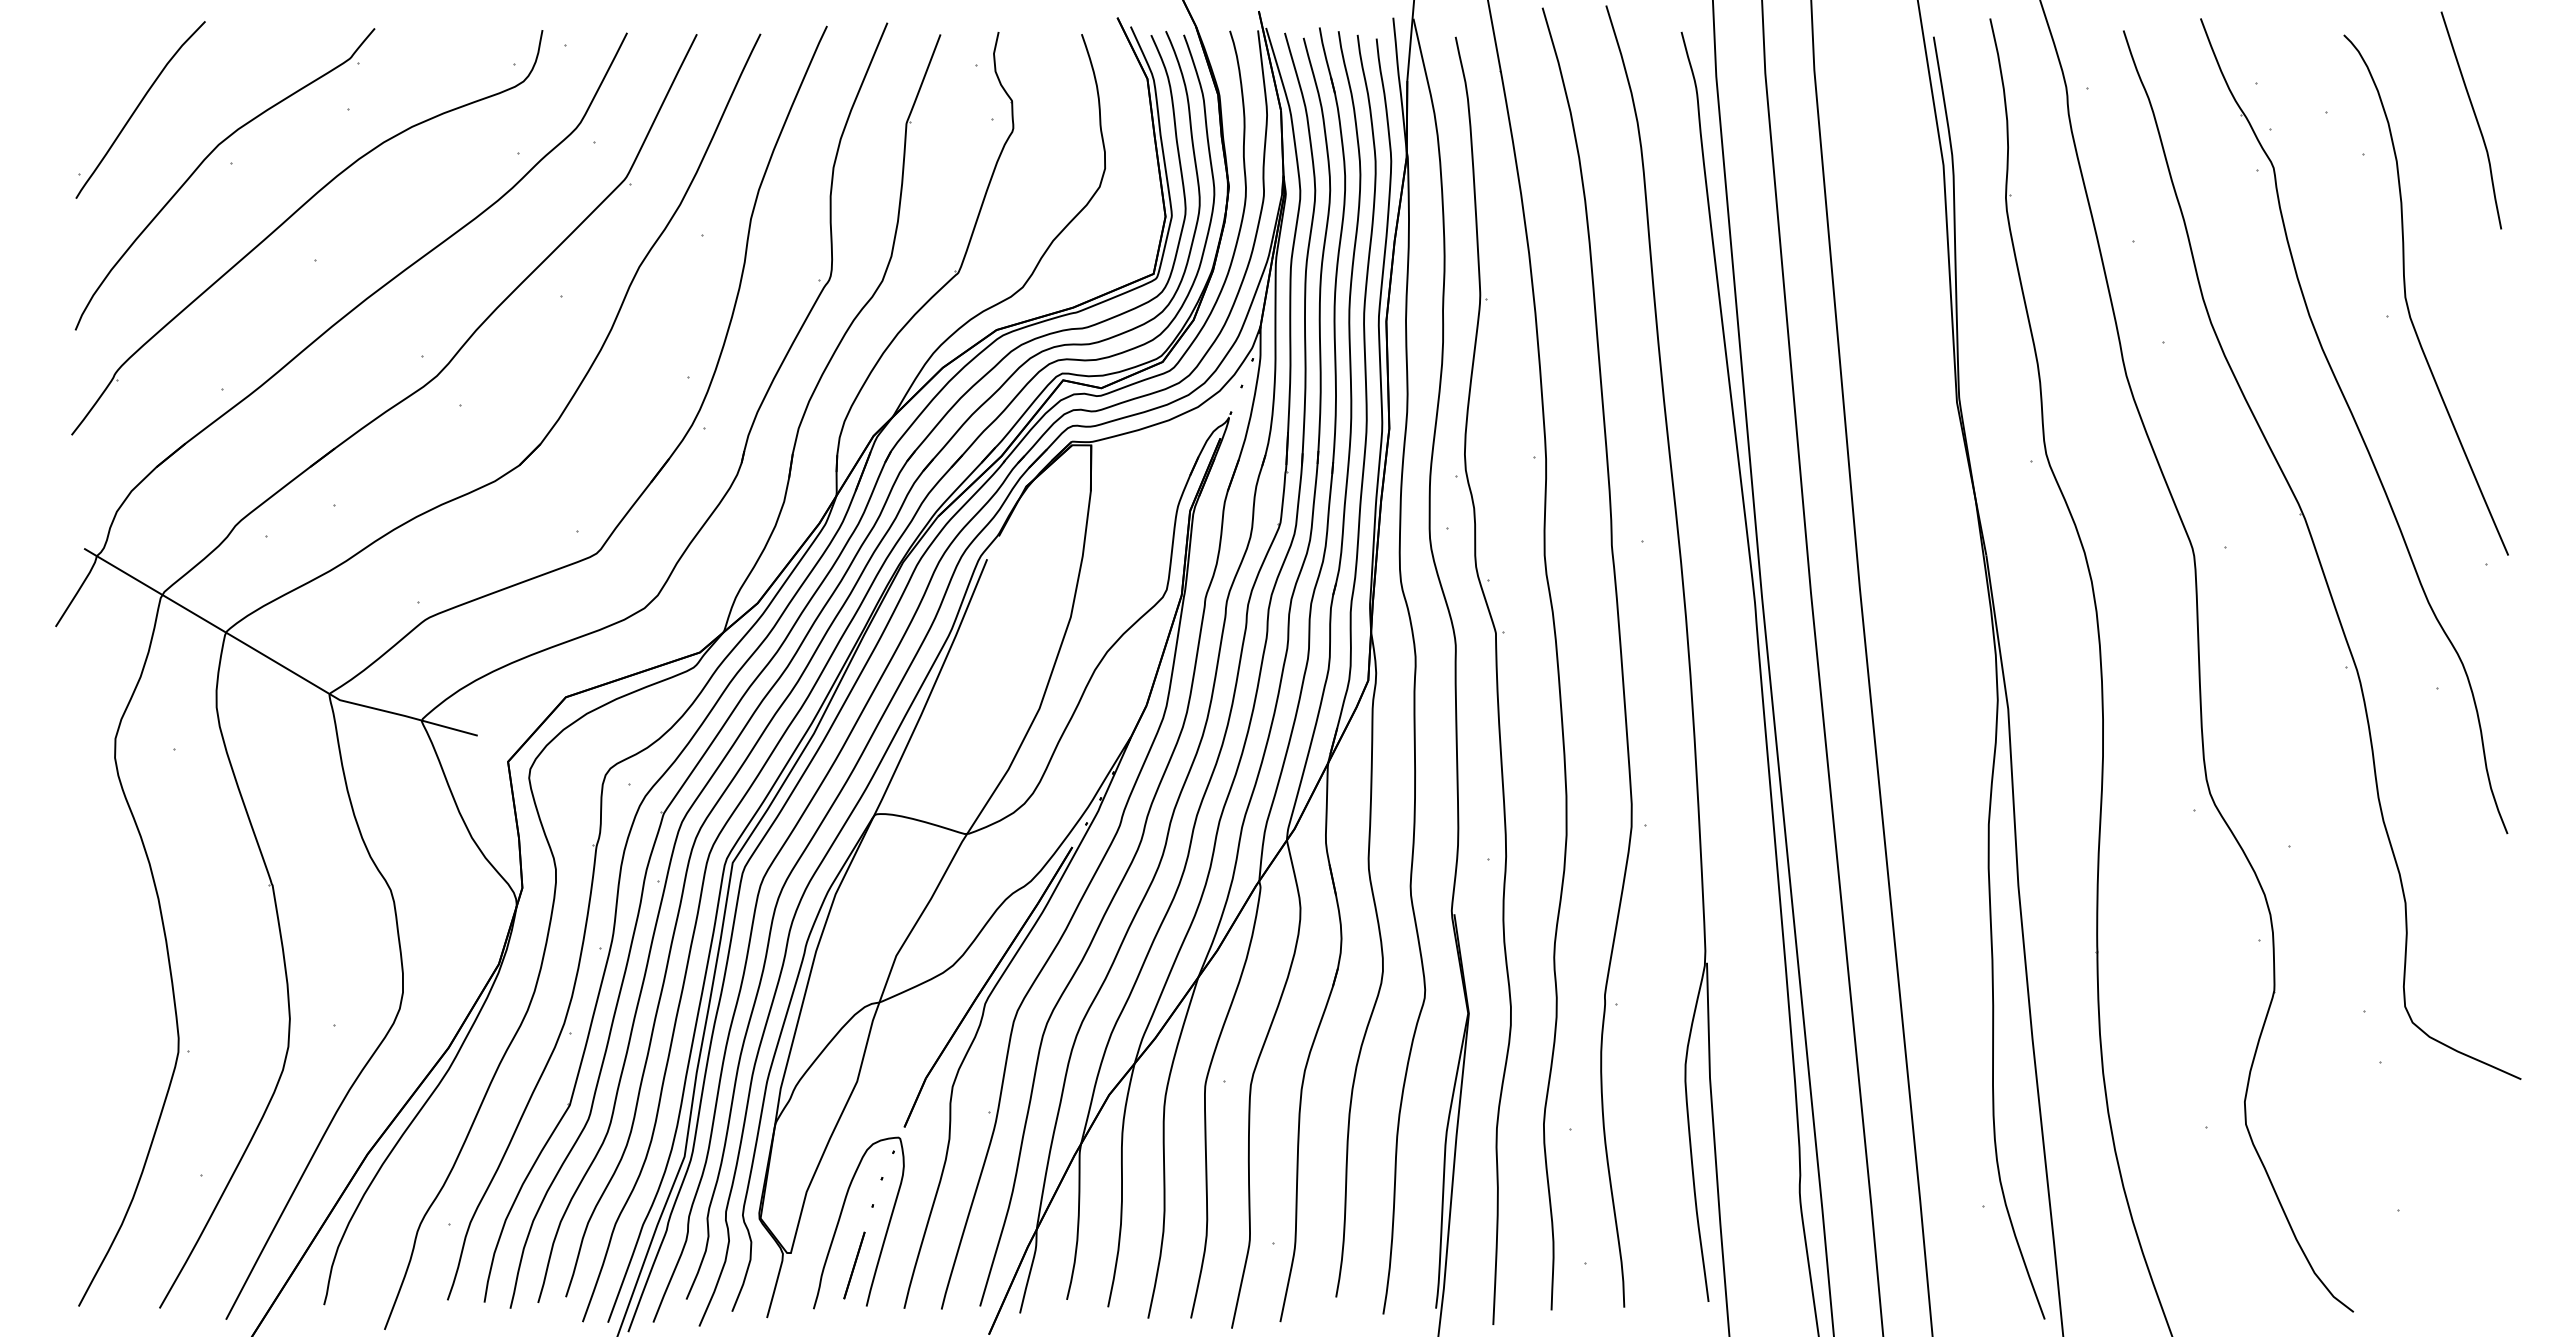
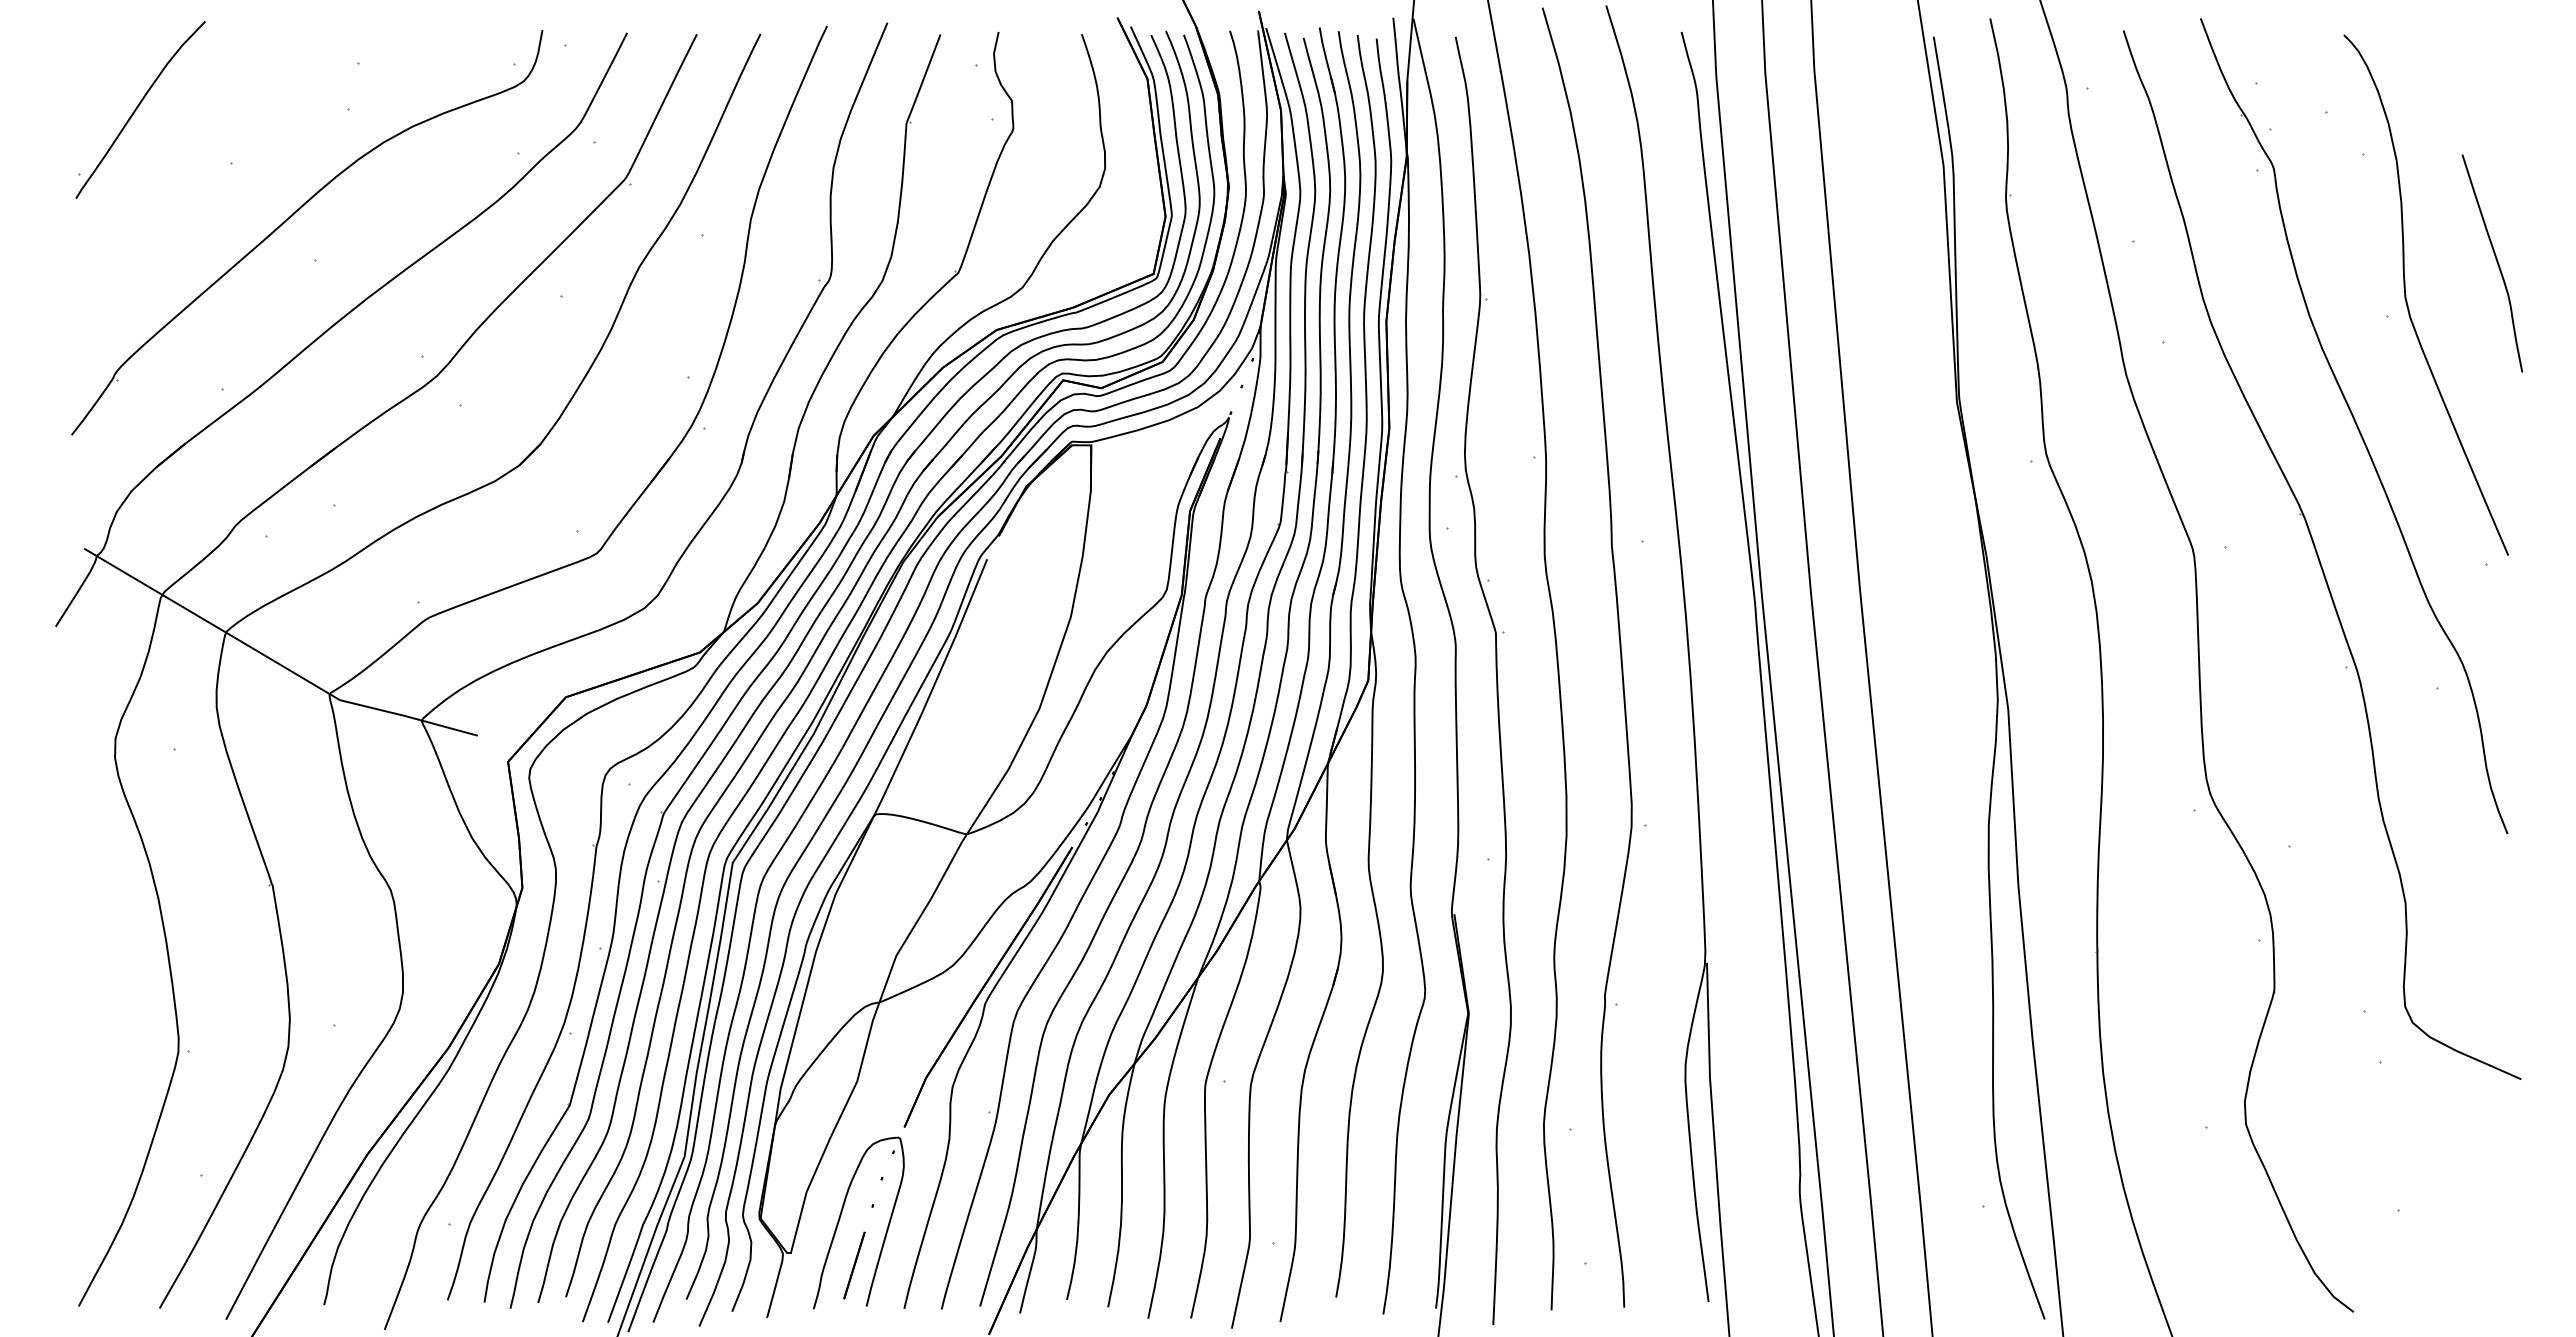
curve position: (2475, 119) -> (2496, 262) (2496, 262)
curve: present -> none (205, 160)
